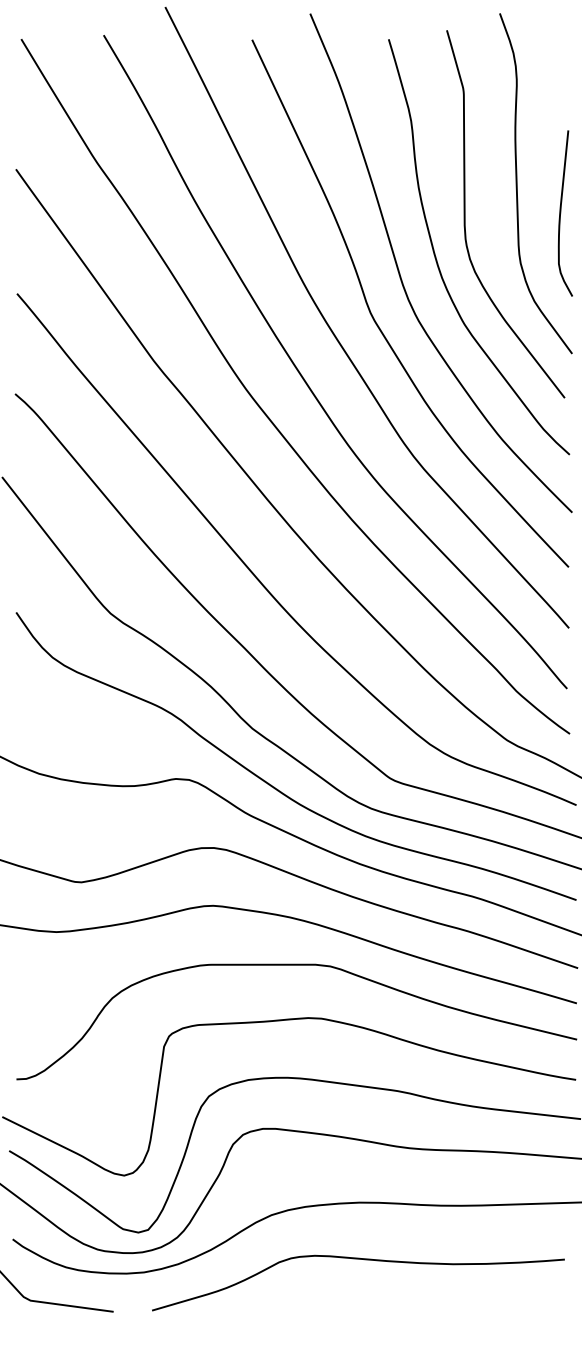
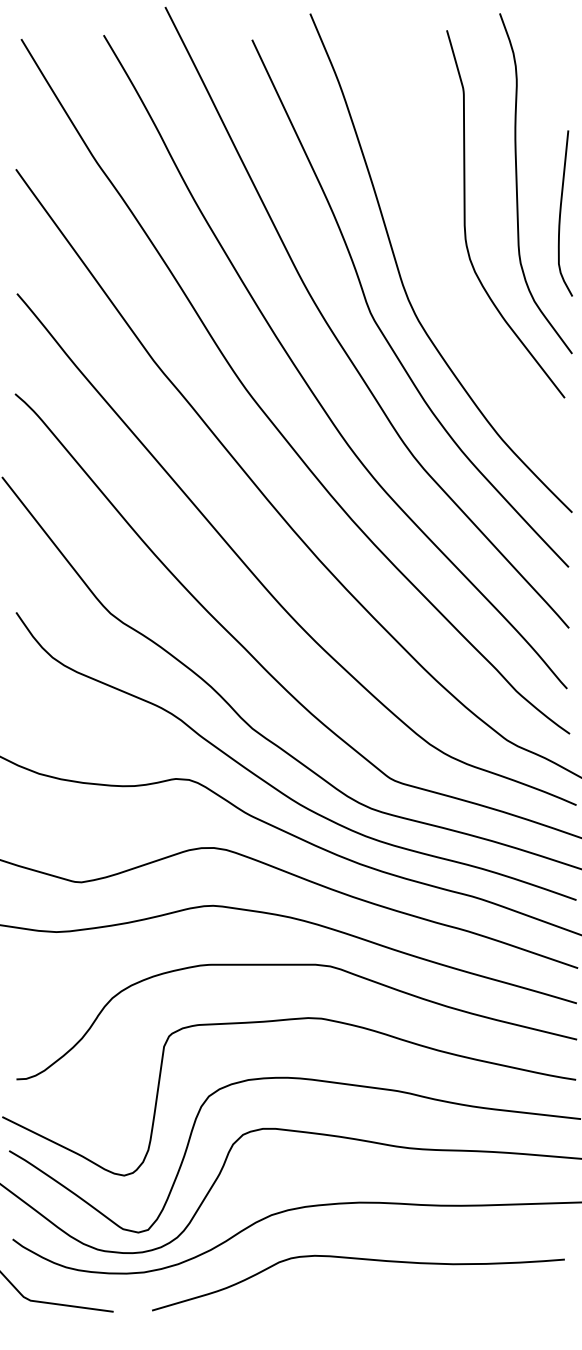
curve: present -> none (436, 256)
